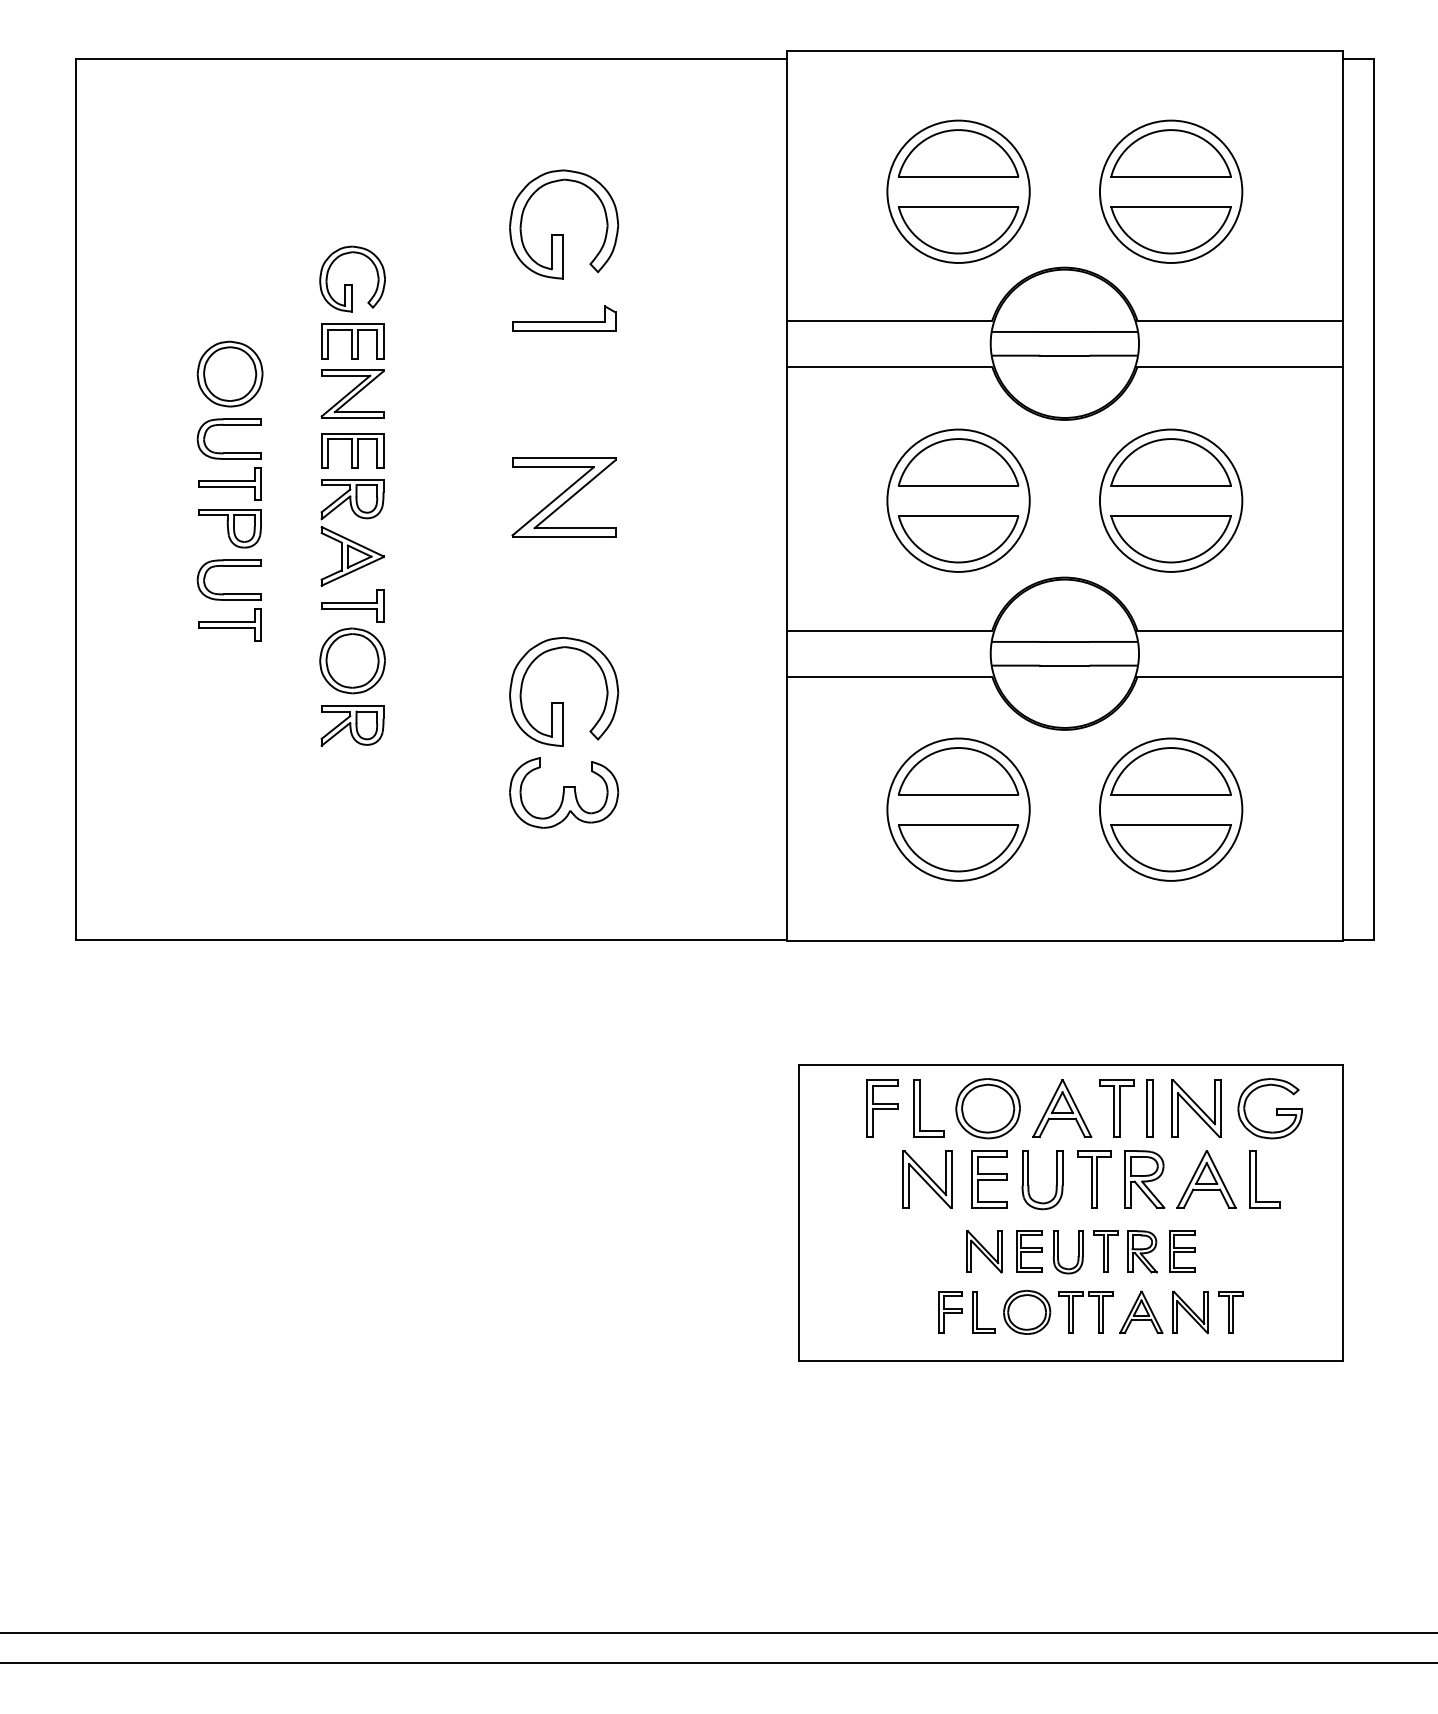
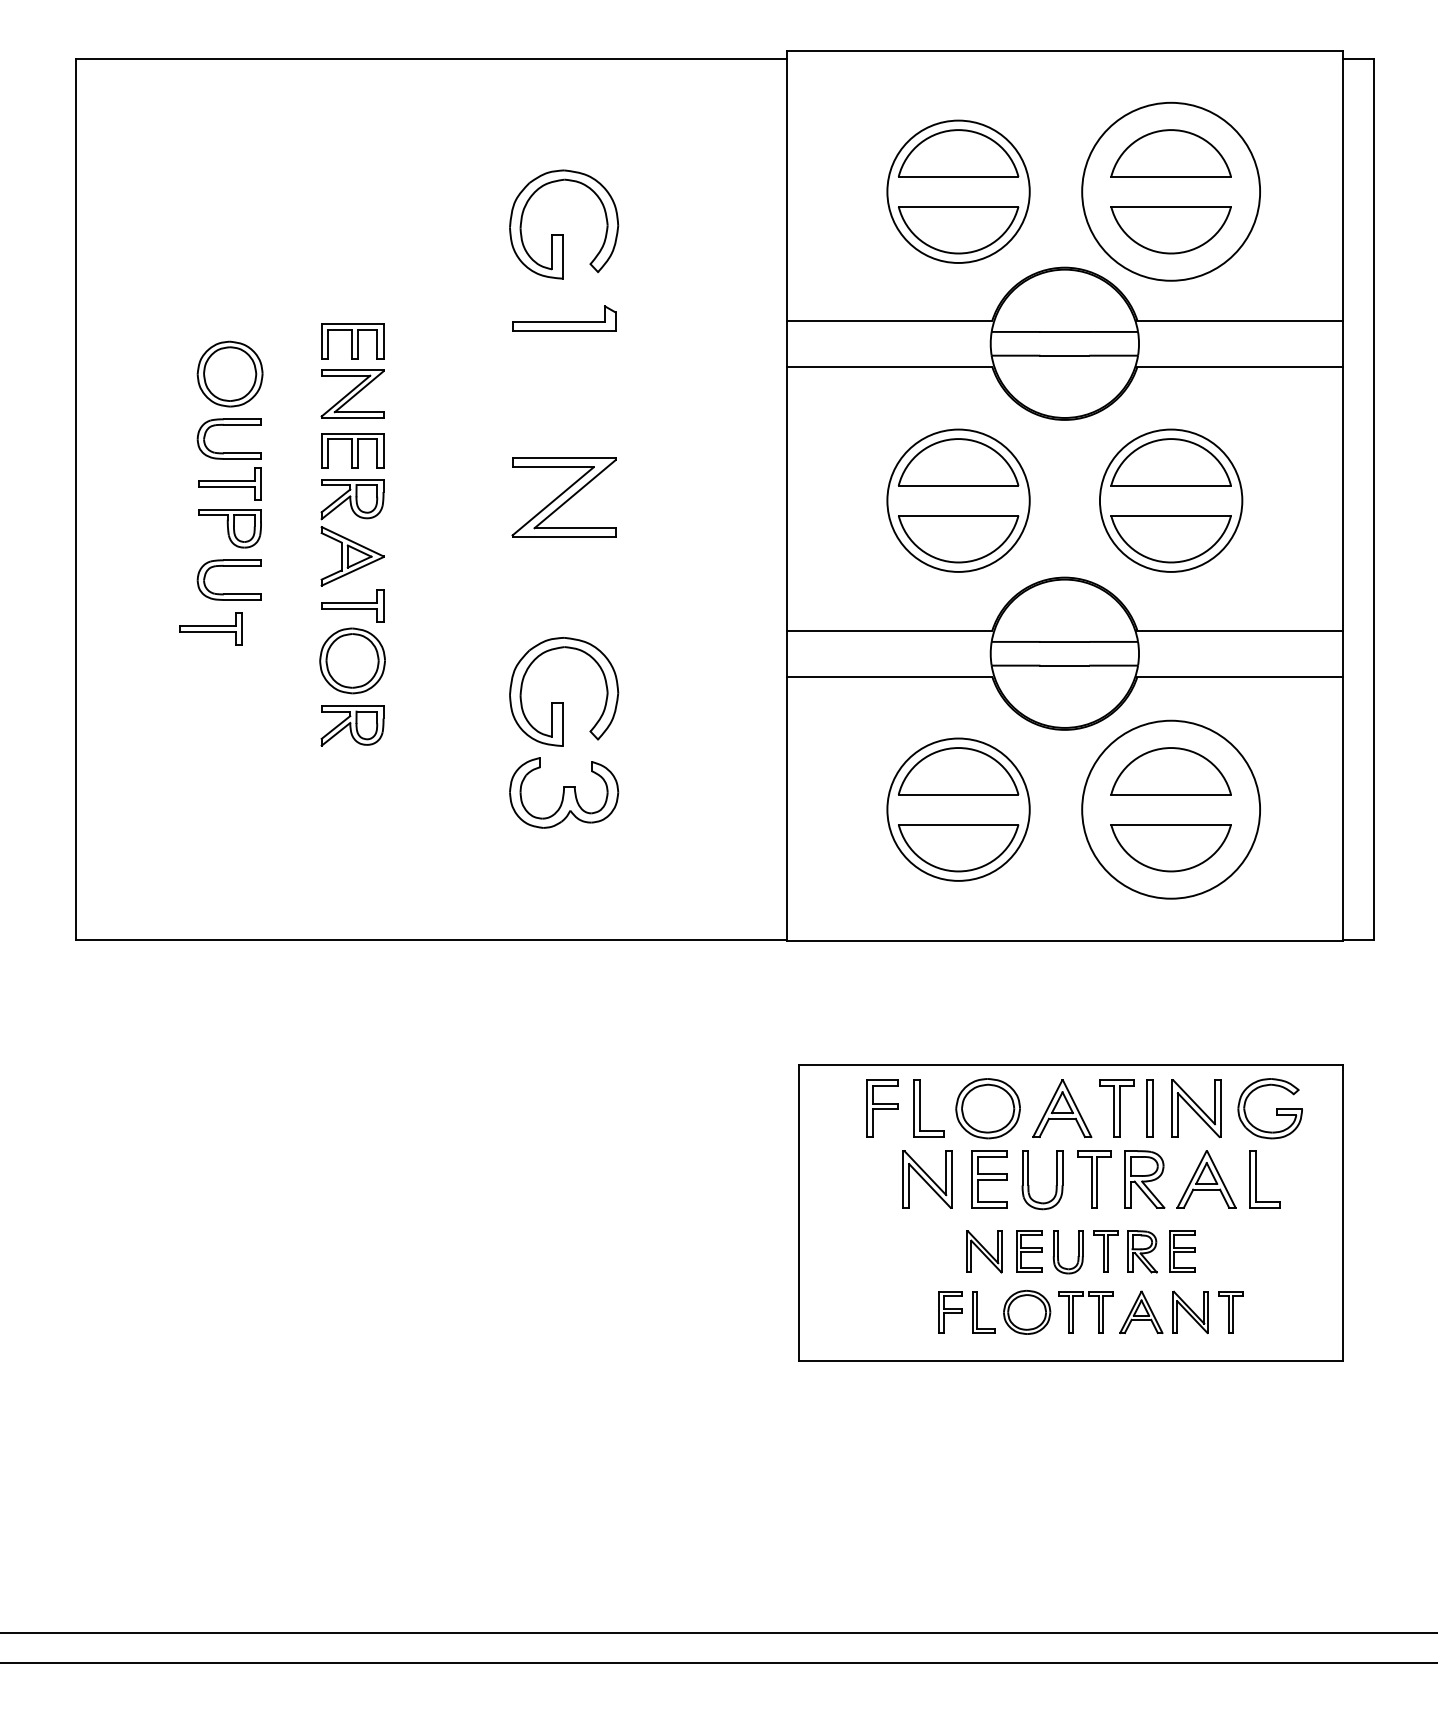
circle diameter: 142 px -> 178 px (1171, 191)
part: present -> none (352, 278)
part position: (229, 624) -> (210, 628) (210, 628)
circle diameter: 142 px -> 178 px (1171, 809)
